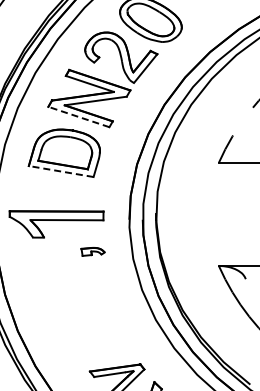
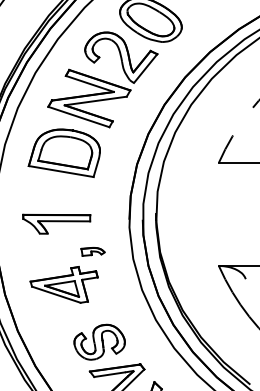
line: dashed -> solid (78, 116)
line: dashed -> solid (61, 171)
part size: 97x29 px -> 70x22 px (56, 223)
part: none -> present (63, 284)
part: none -> present (99, 341)
